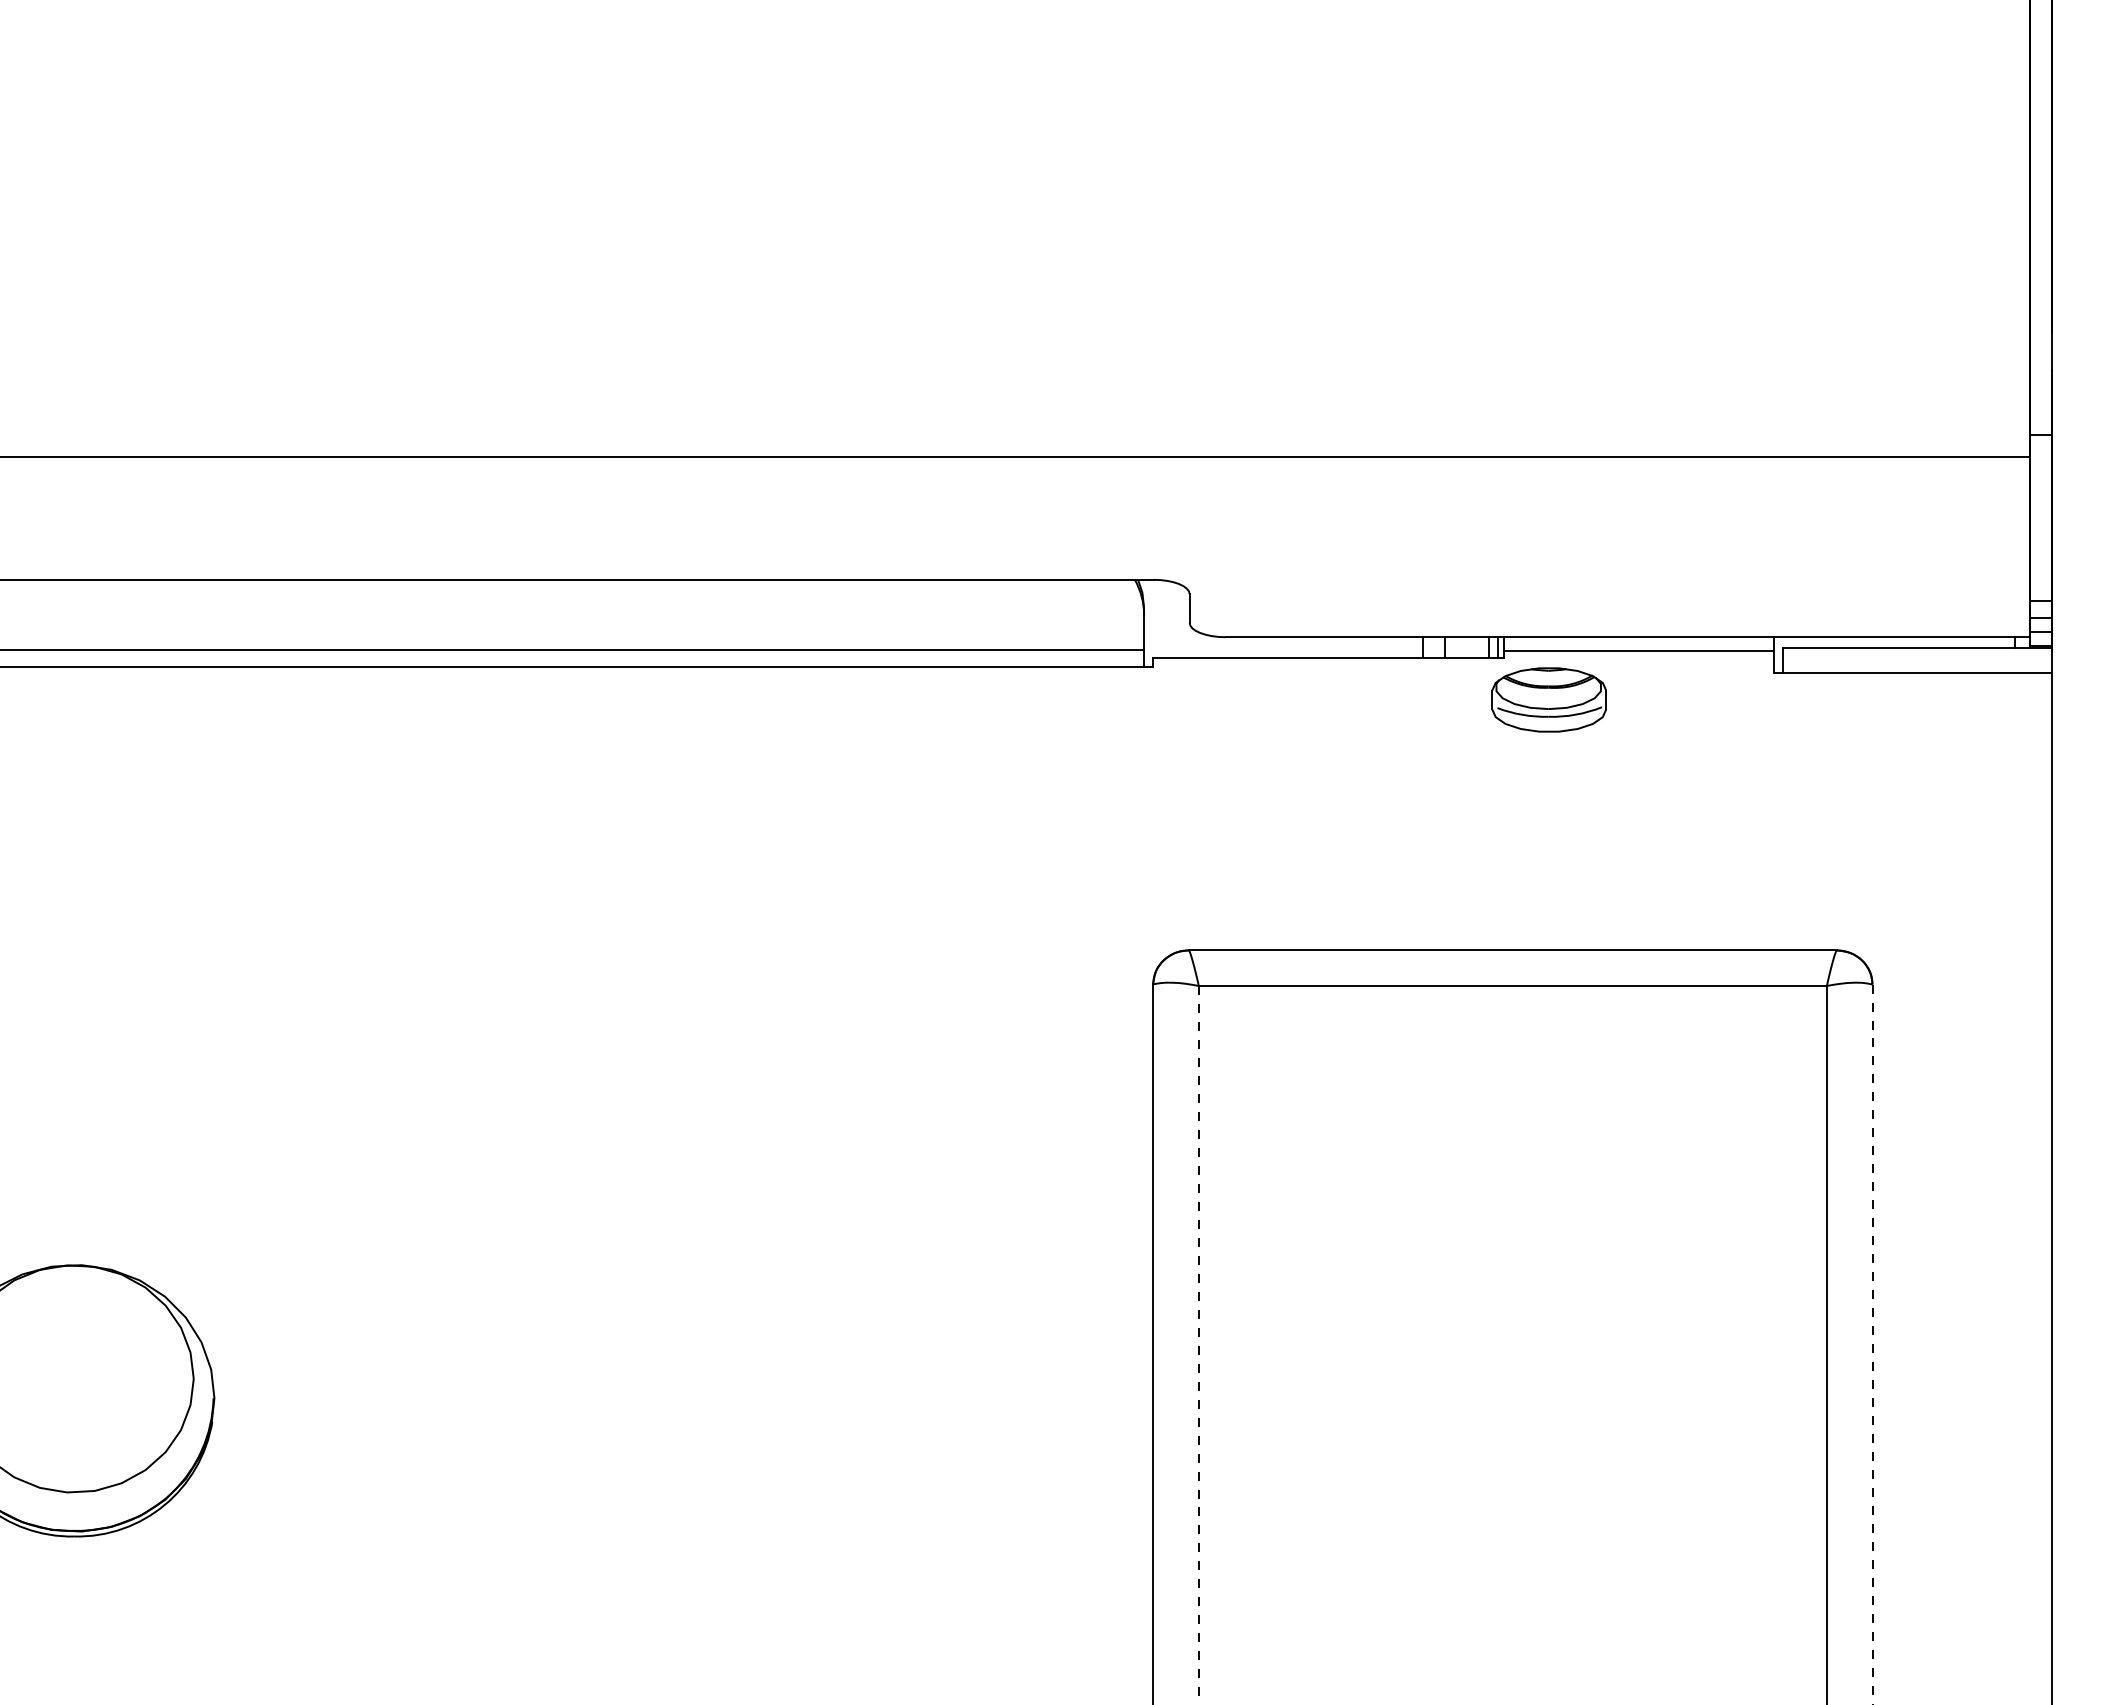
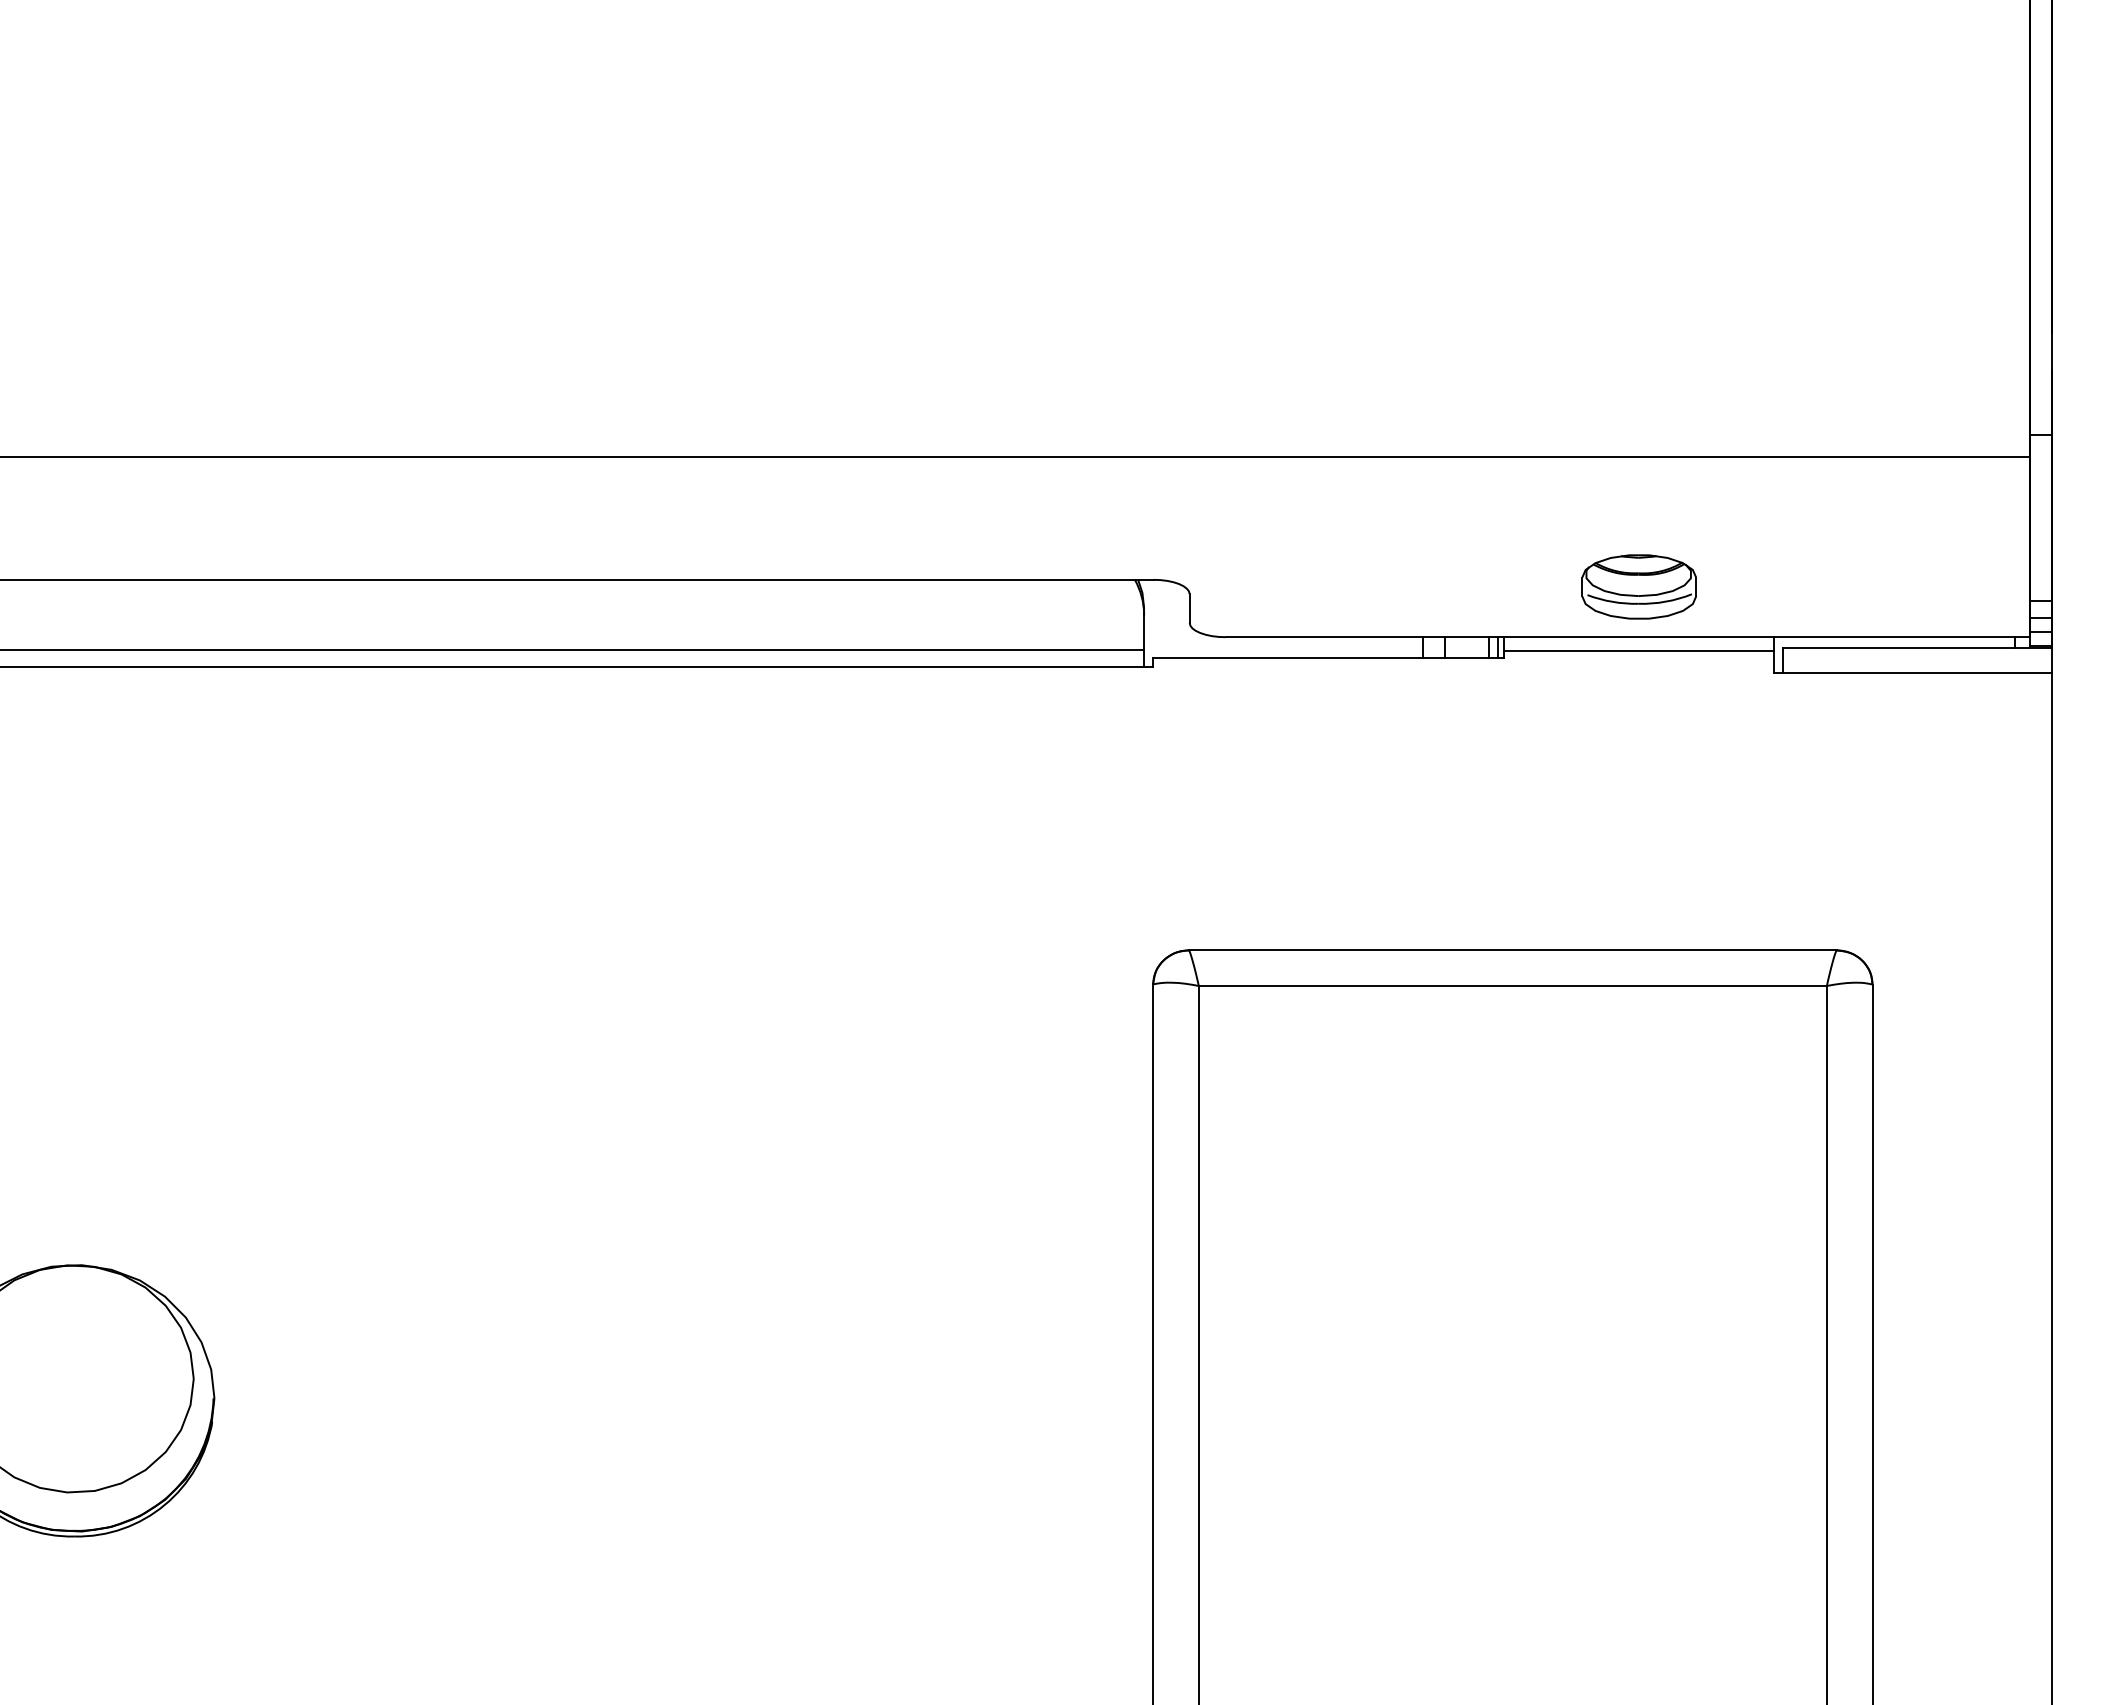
part position: (1548, 699) -> (1638, 586) (1638, 586)
line: dashed -> solid (1872, 1344)
line: dashed -> solid (1198, 1345)
